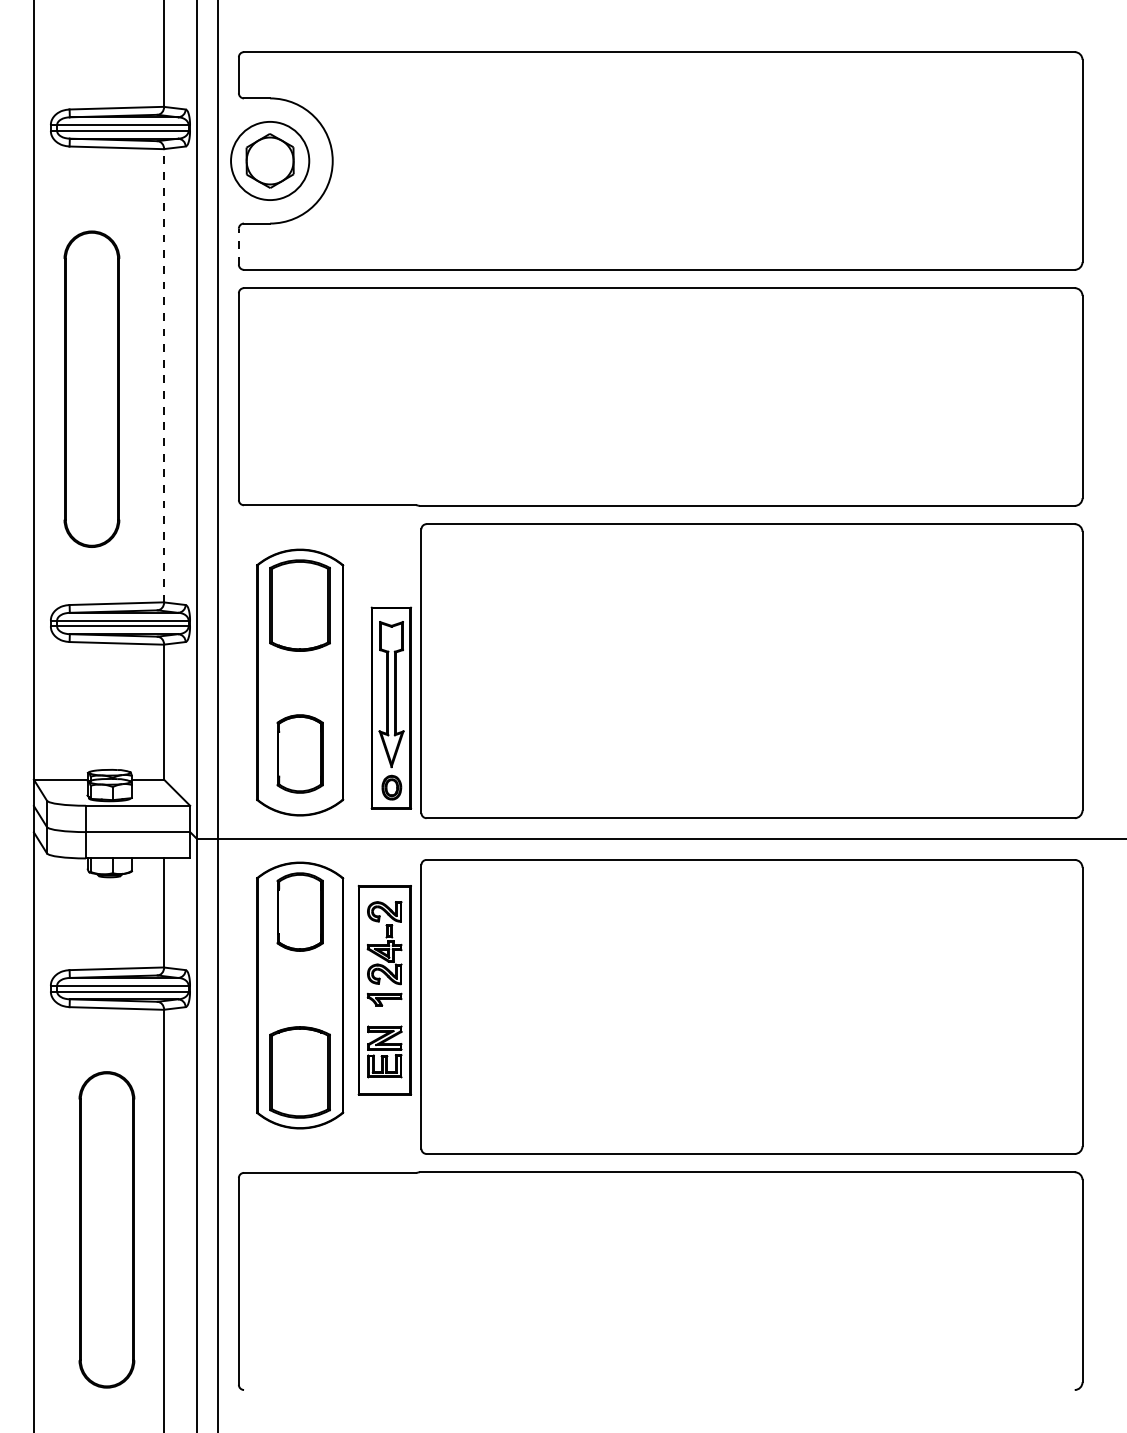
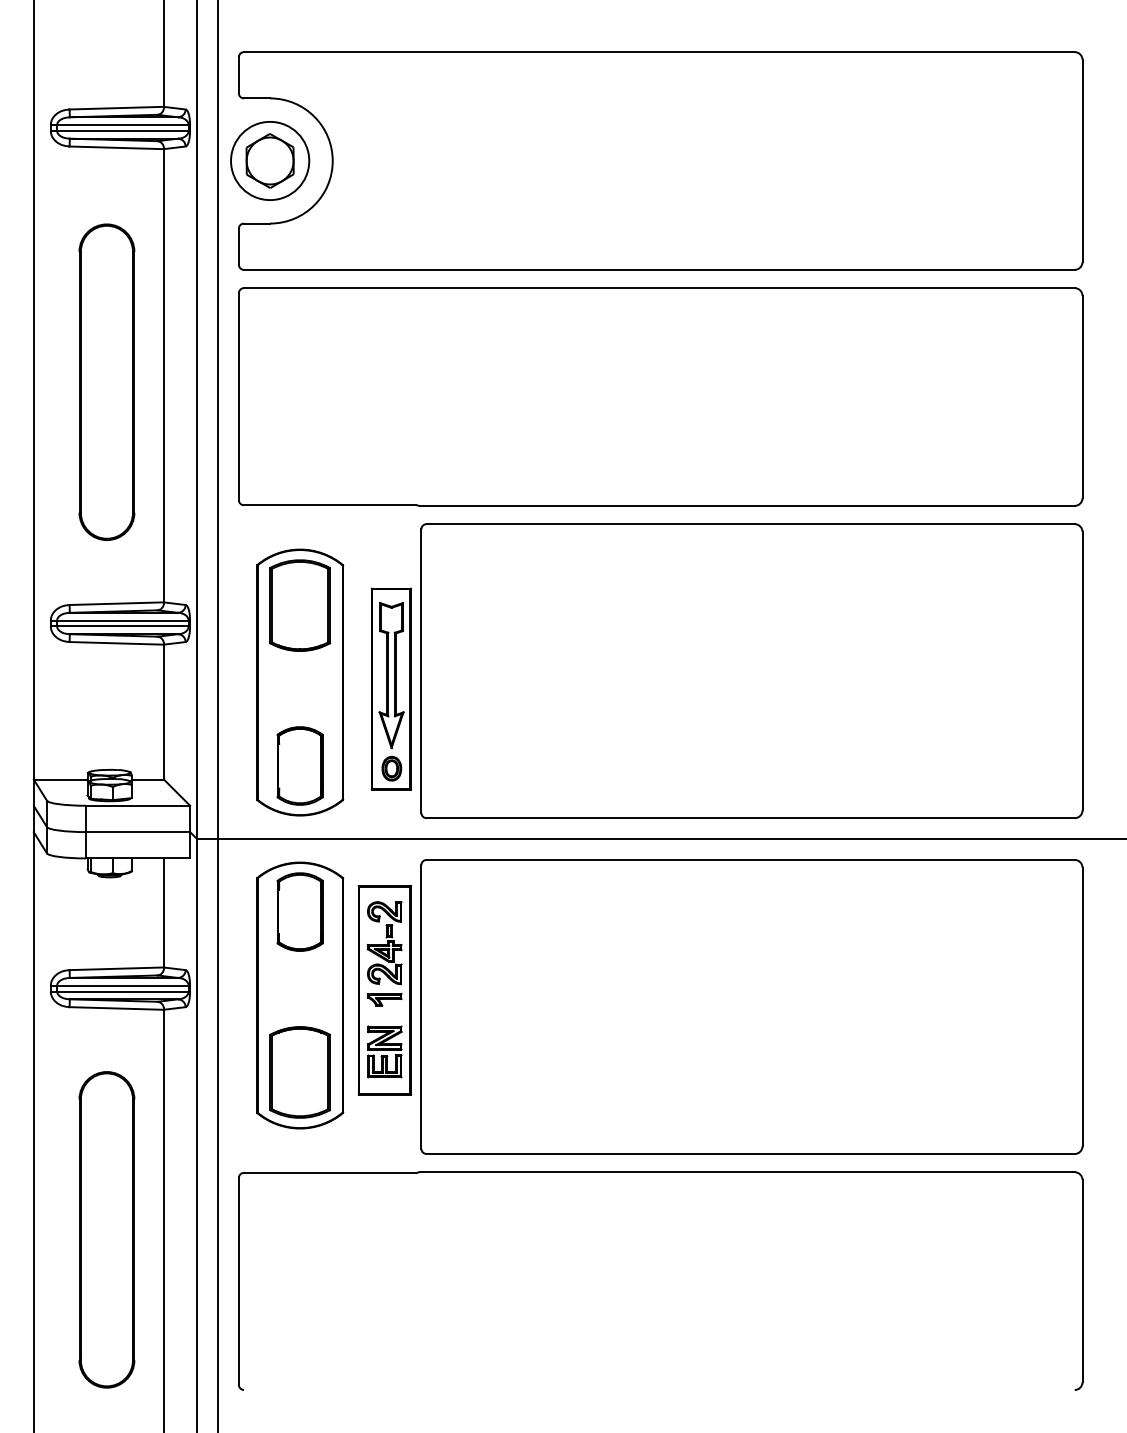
line: dashed -> solid (238, 246)
line: dashed -> solid (164, 375)
part position: (91, 388) -> (106, 381) (106, 381)
part position: (391, 707) -> (391, 688) (391, 688)
part position: (299, 753) -> (299, 765) (299, 765)
